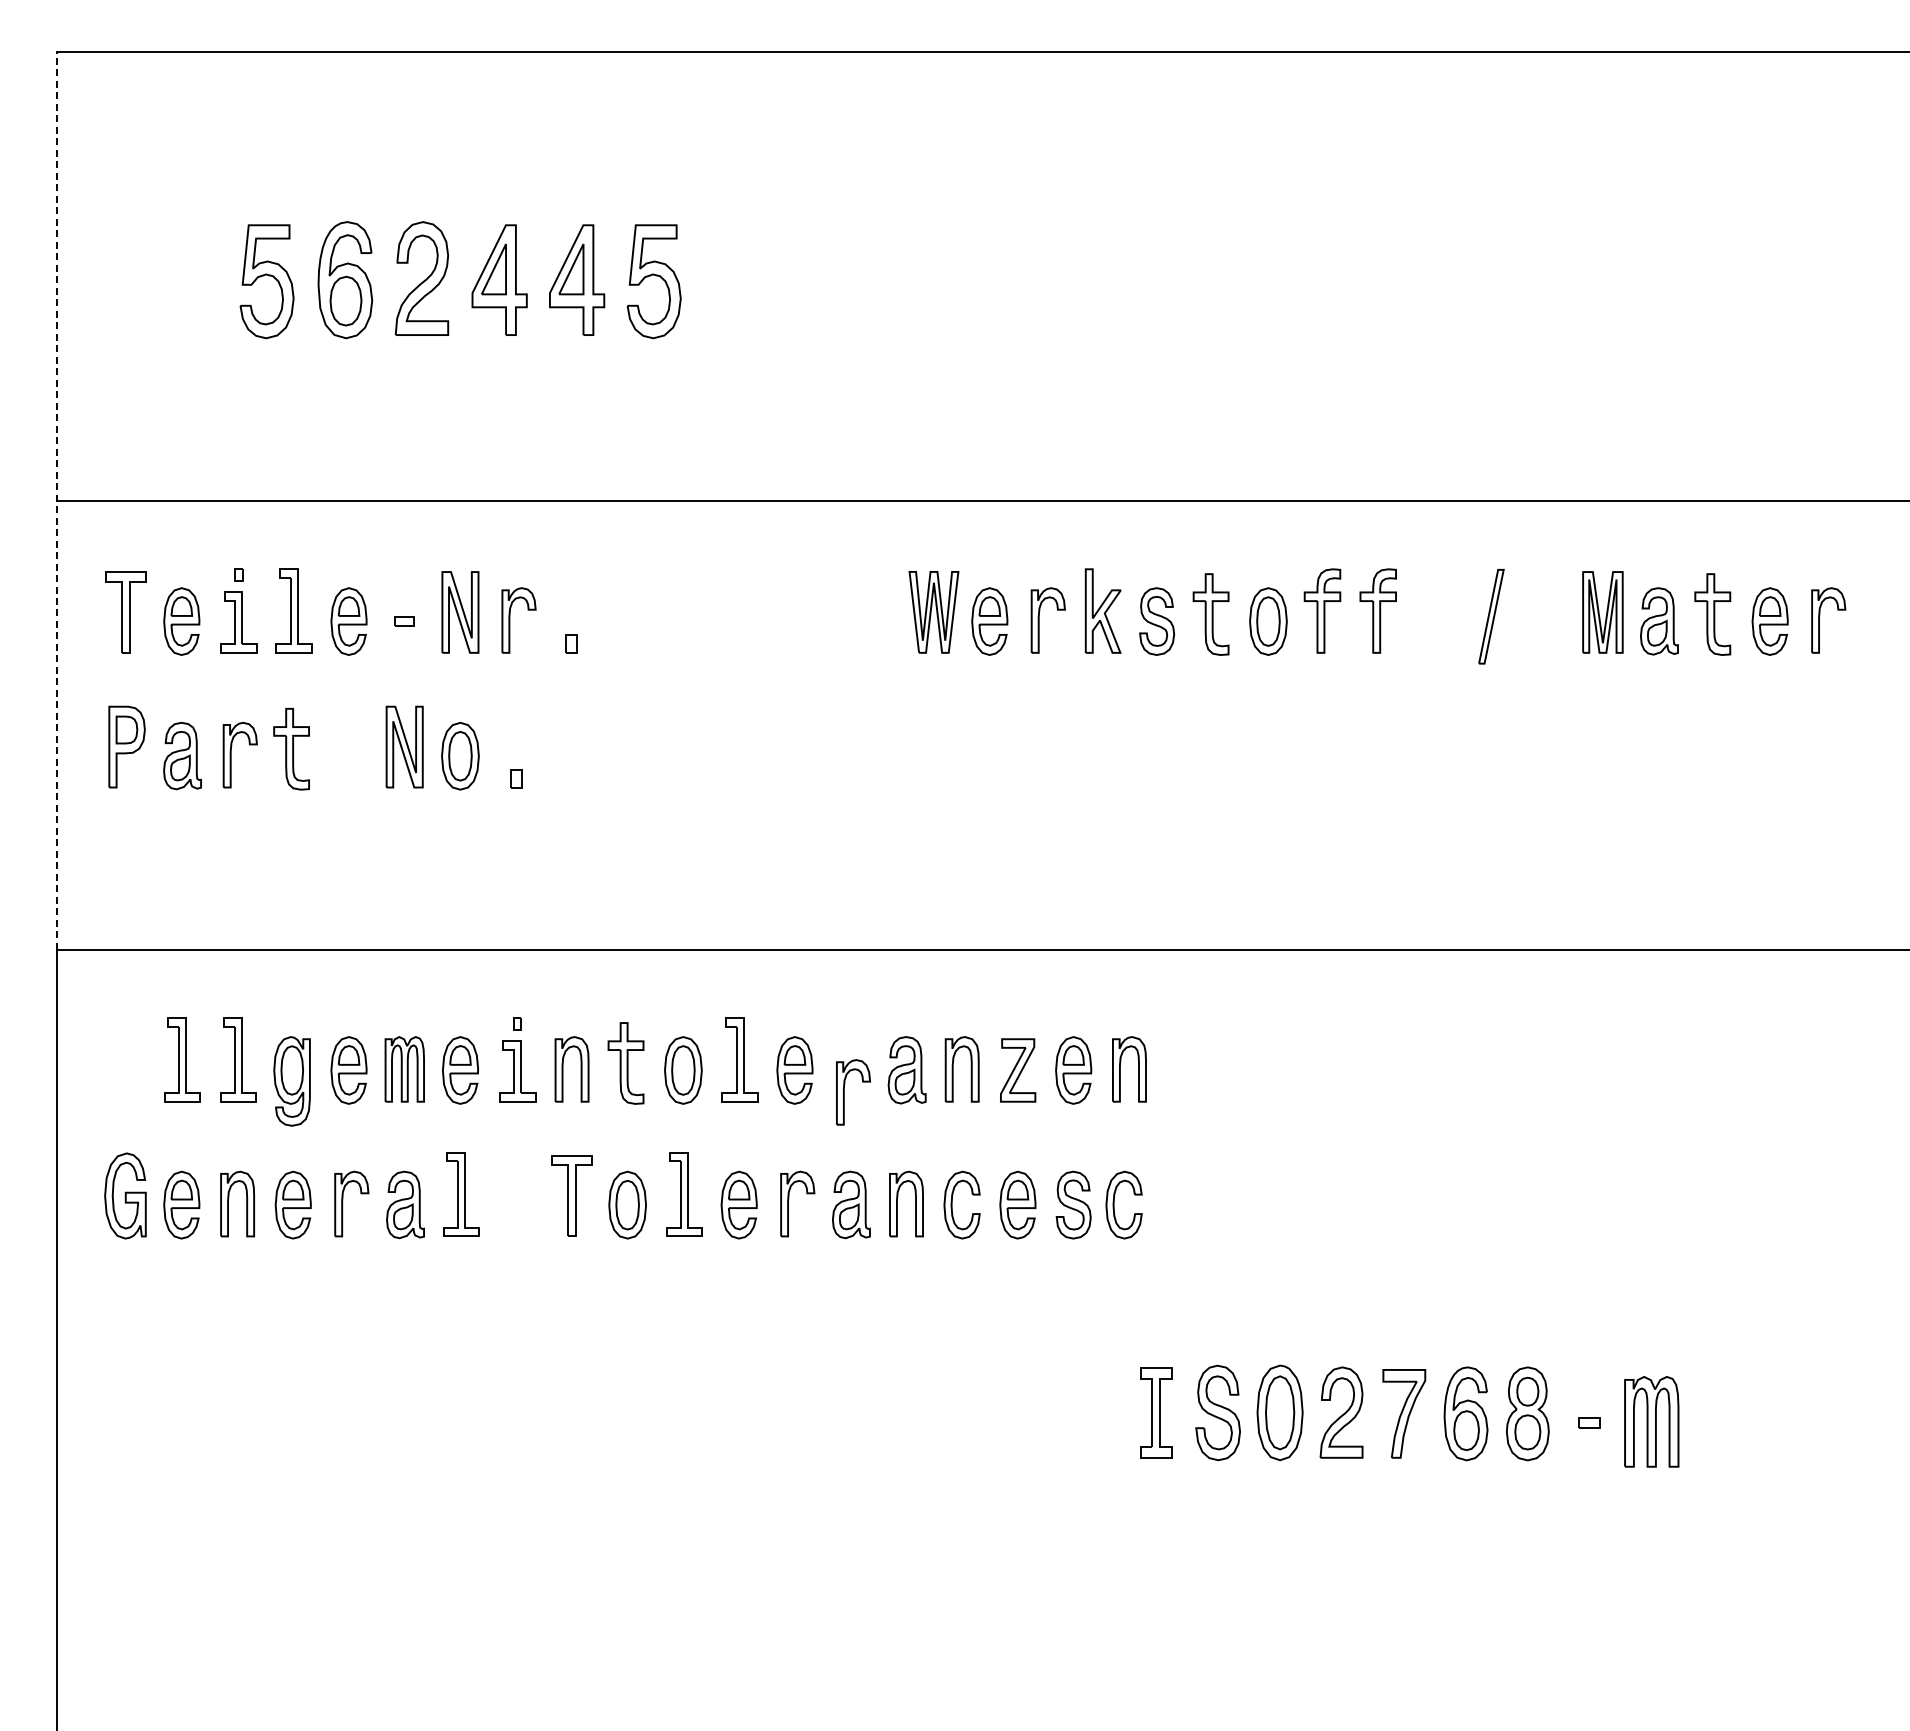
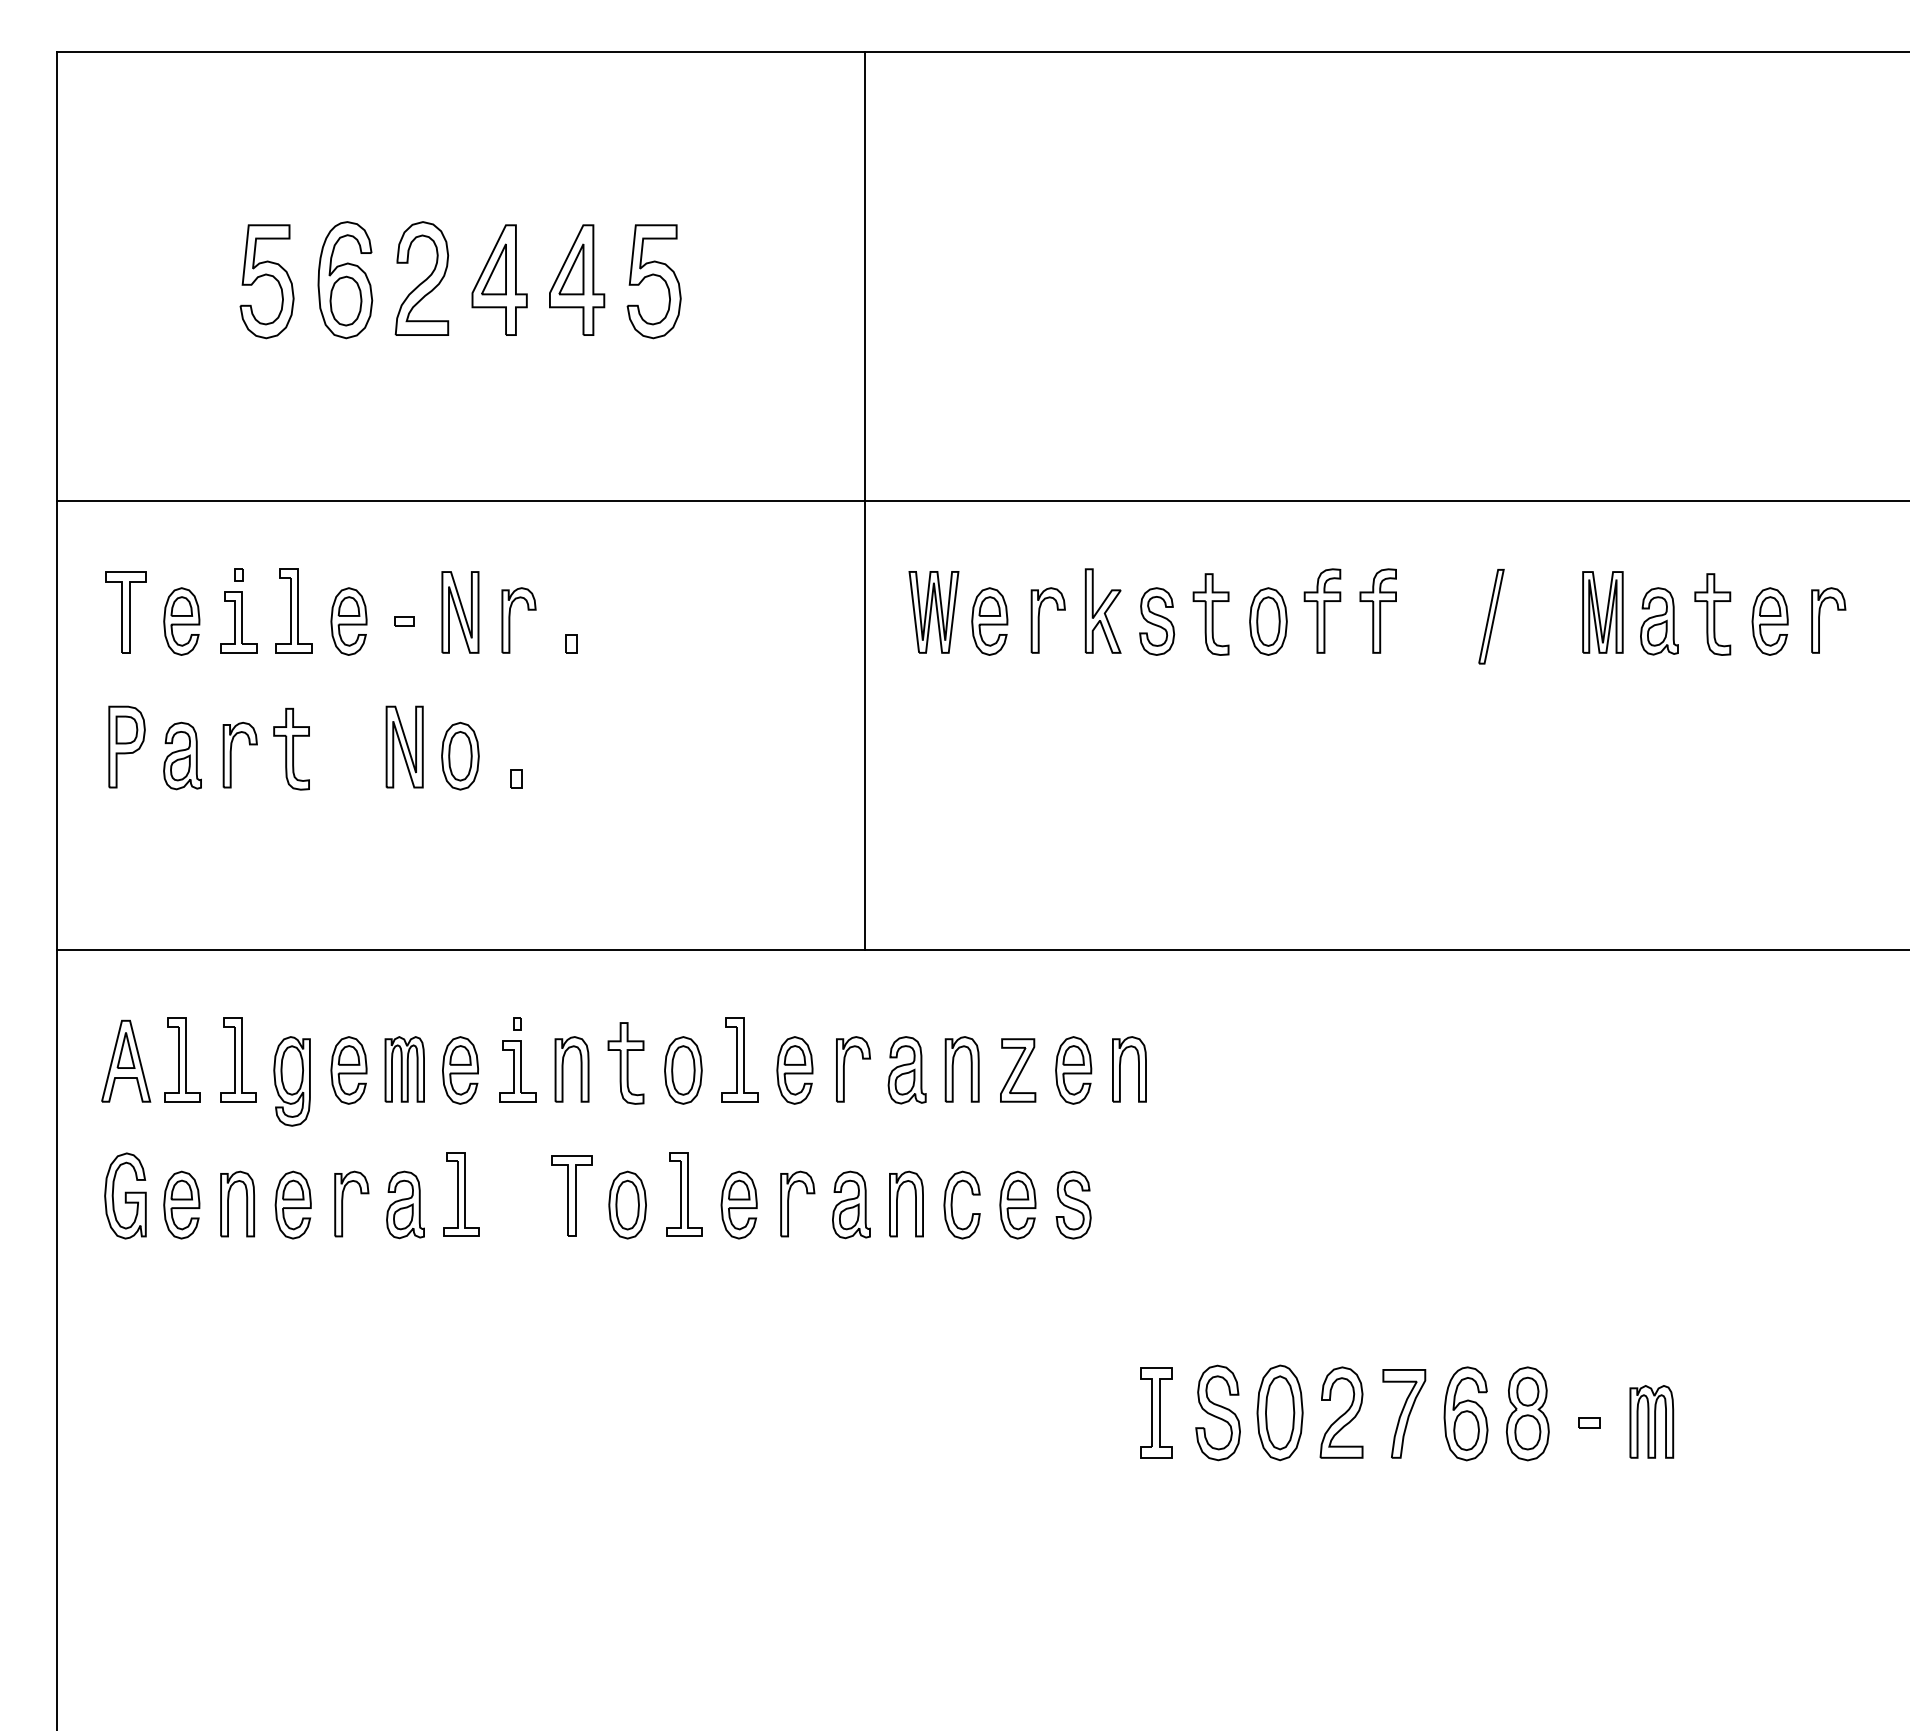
line: dashed -> solid (57, 500)
line: none -> present (865, 500)
part: none -> present (126, 1060)
part position: (844, 1092) -> (844, 1069) (844, 1069)
part: present -> none (1114, 1204)
part size: 56x92 px -> 46x74 px (1651, 1421)
